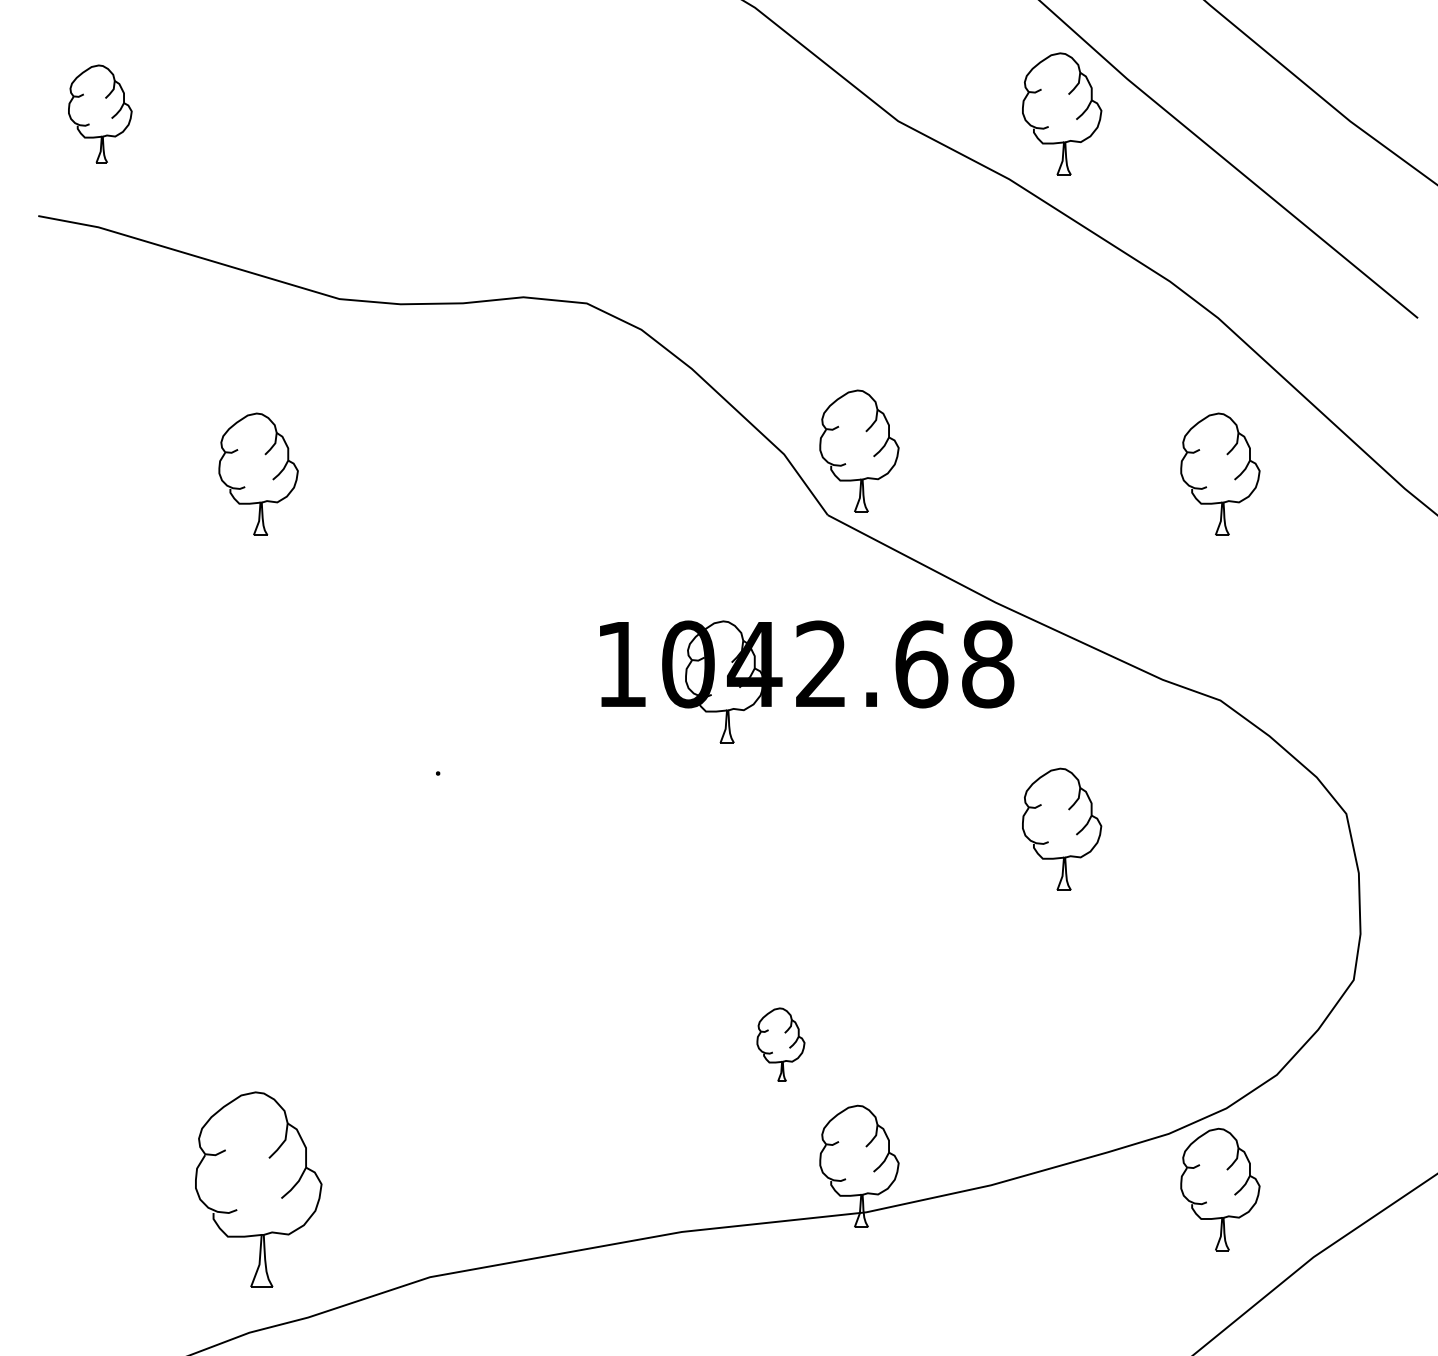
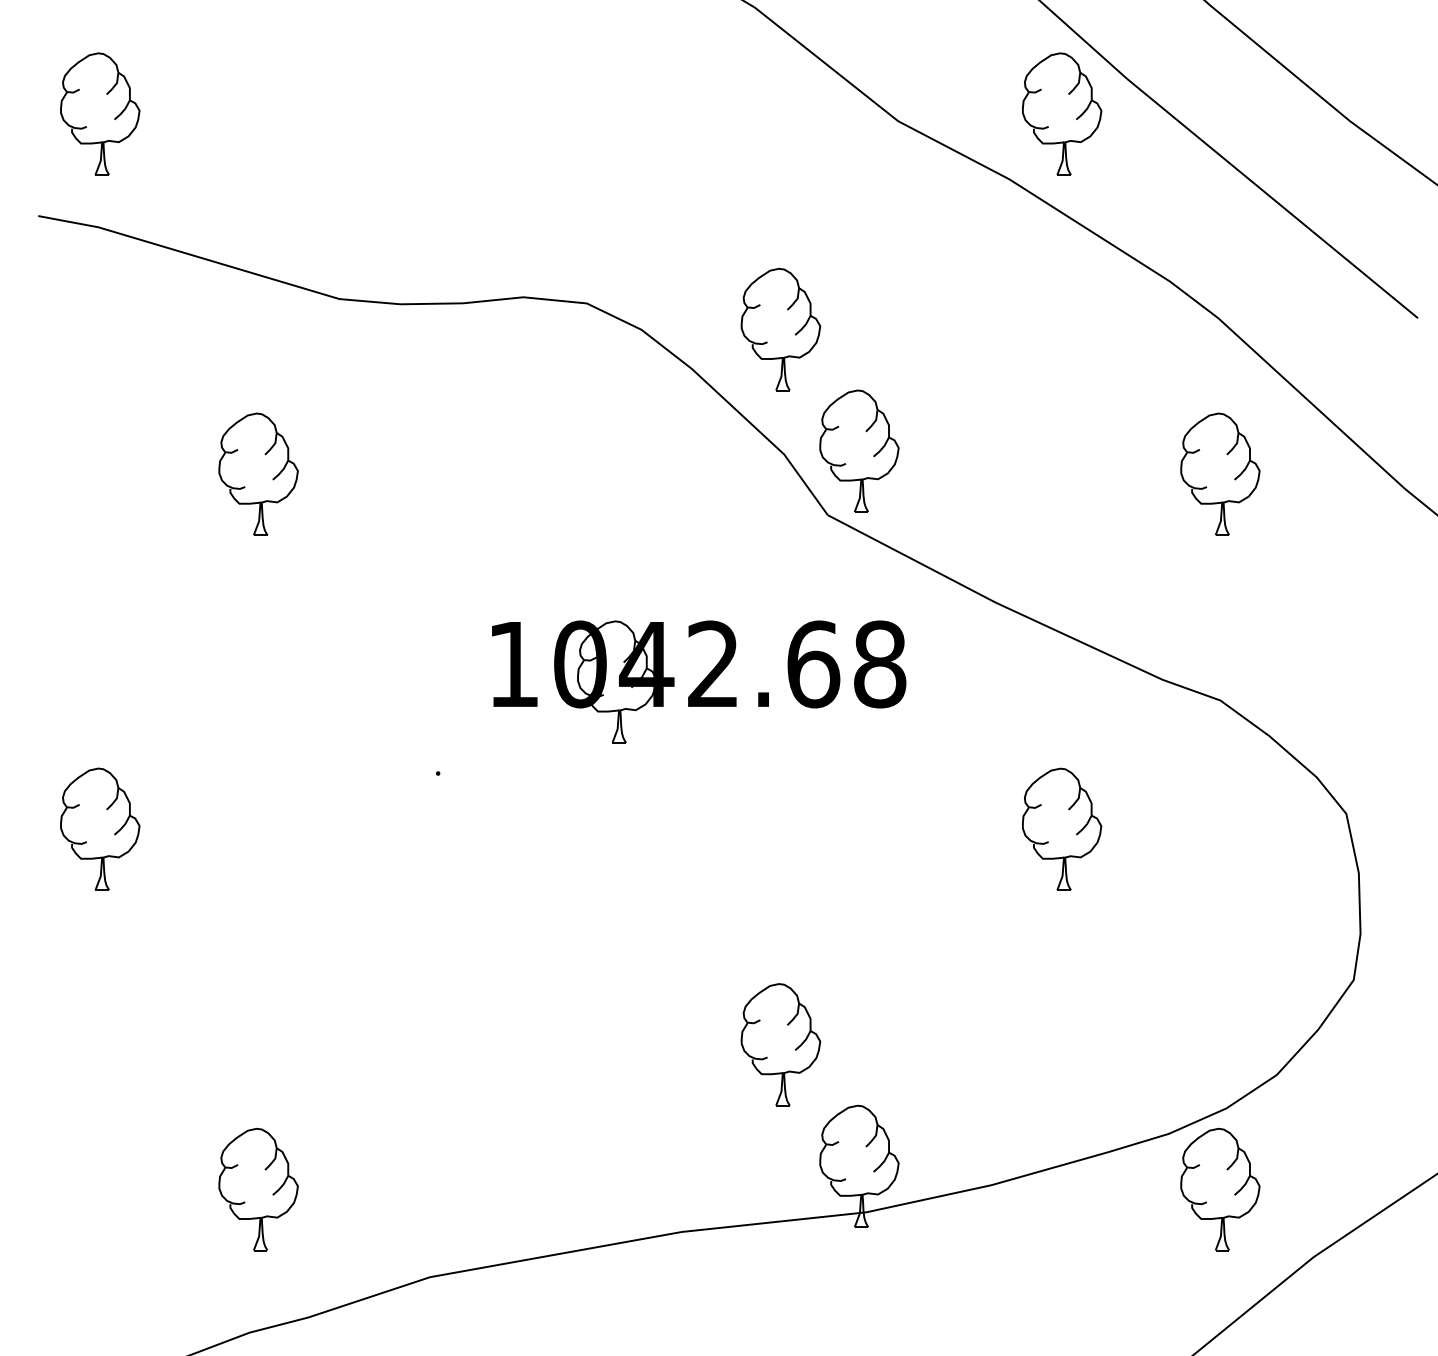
part size: 65x100 px -> 81x124 px (100, 113)
part: none -> present (780, 329)
part position: (807, 681) -> (699, 681) (699, 681)
part: none -> present (100, 828)
part size: 50x75 px -> 82x124 px (780, 1044)
part size: 128x197 px -> 81x125 px (258, 1189)
